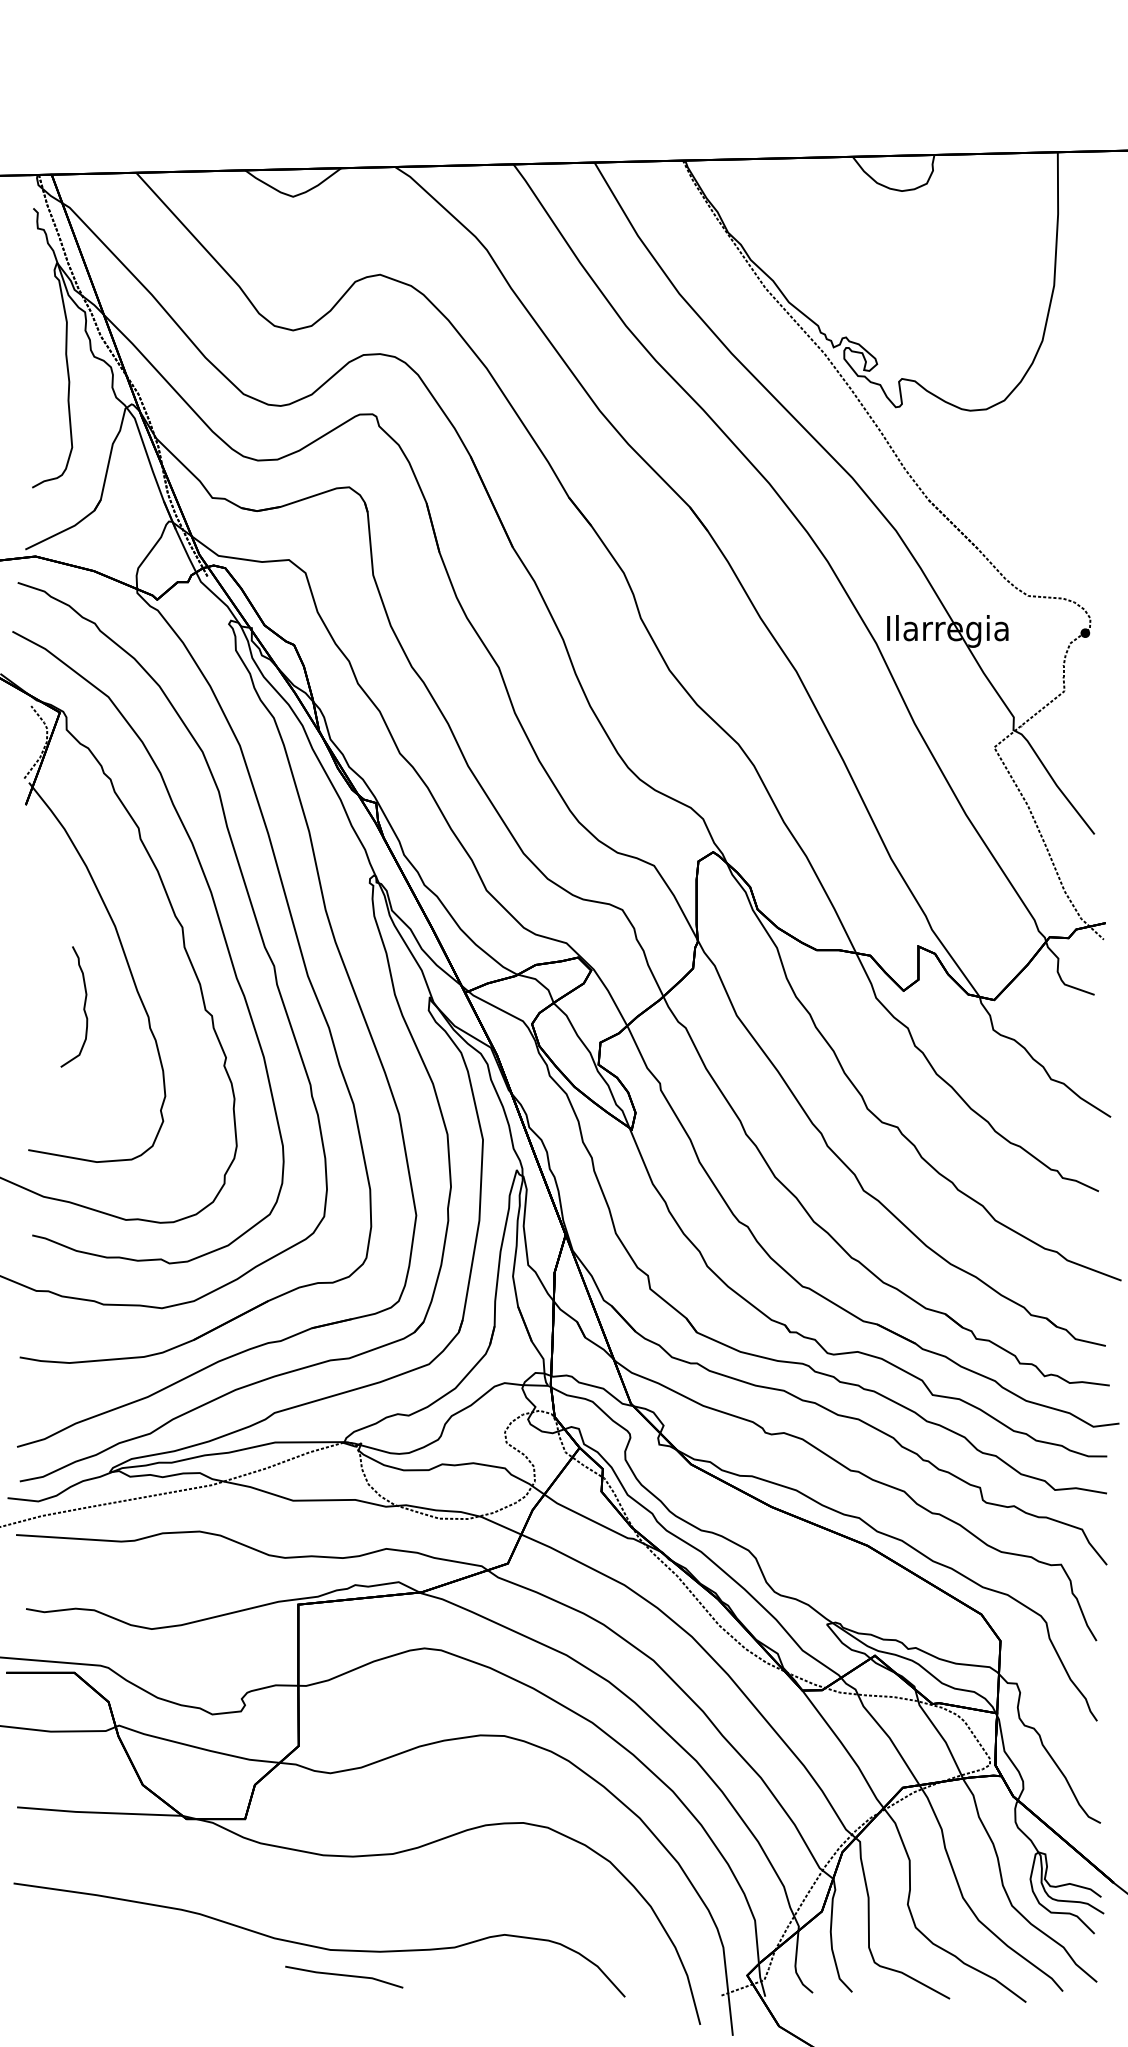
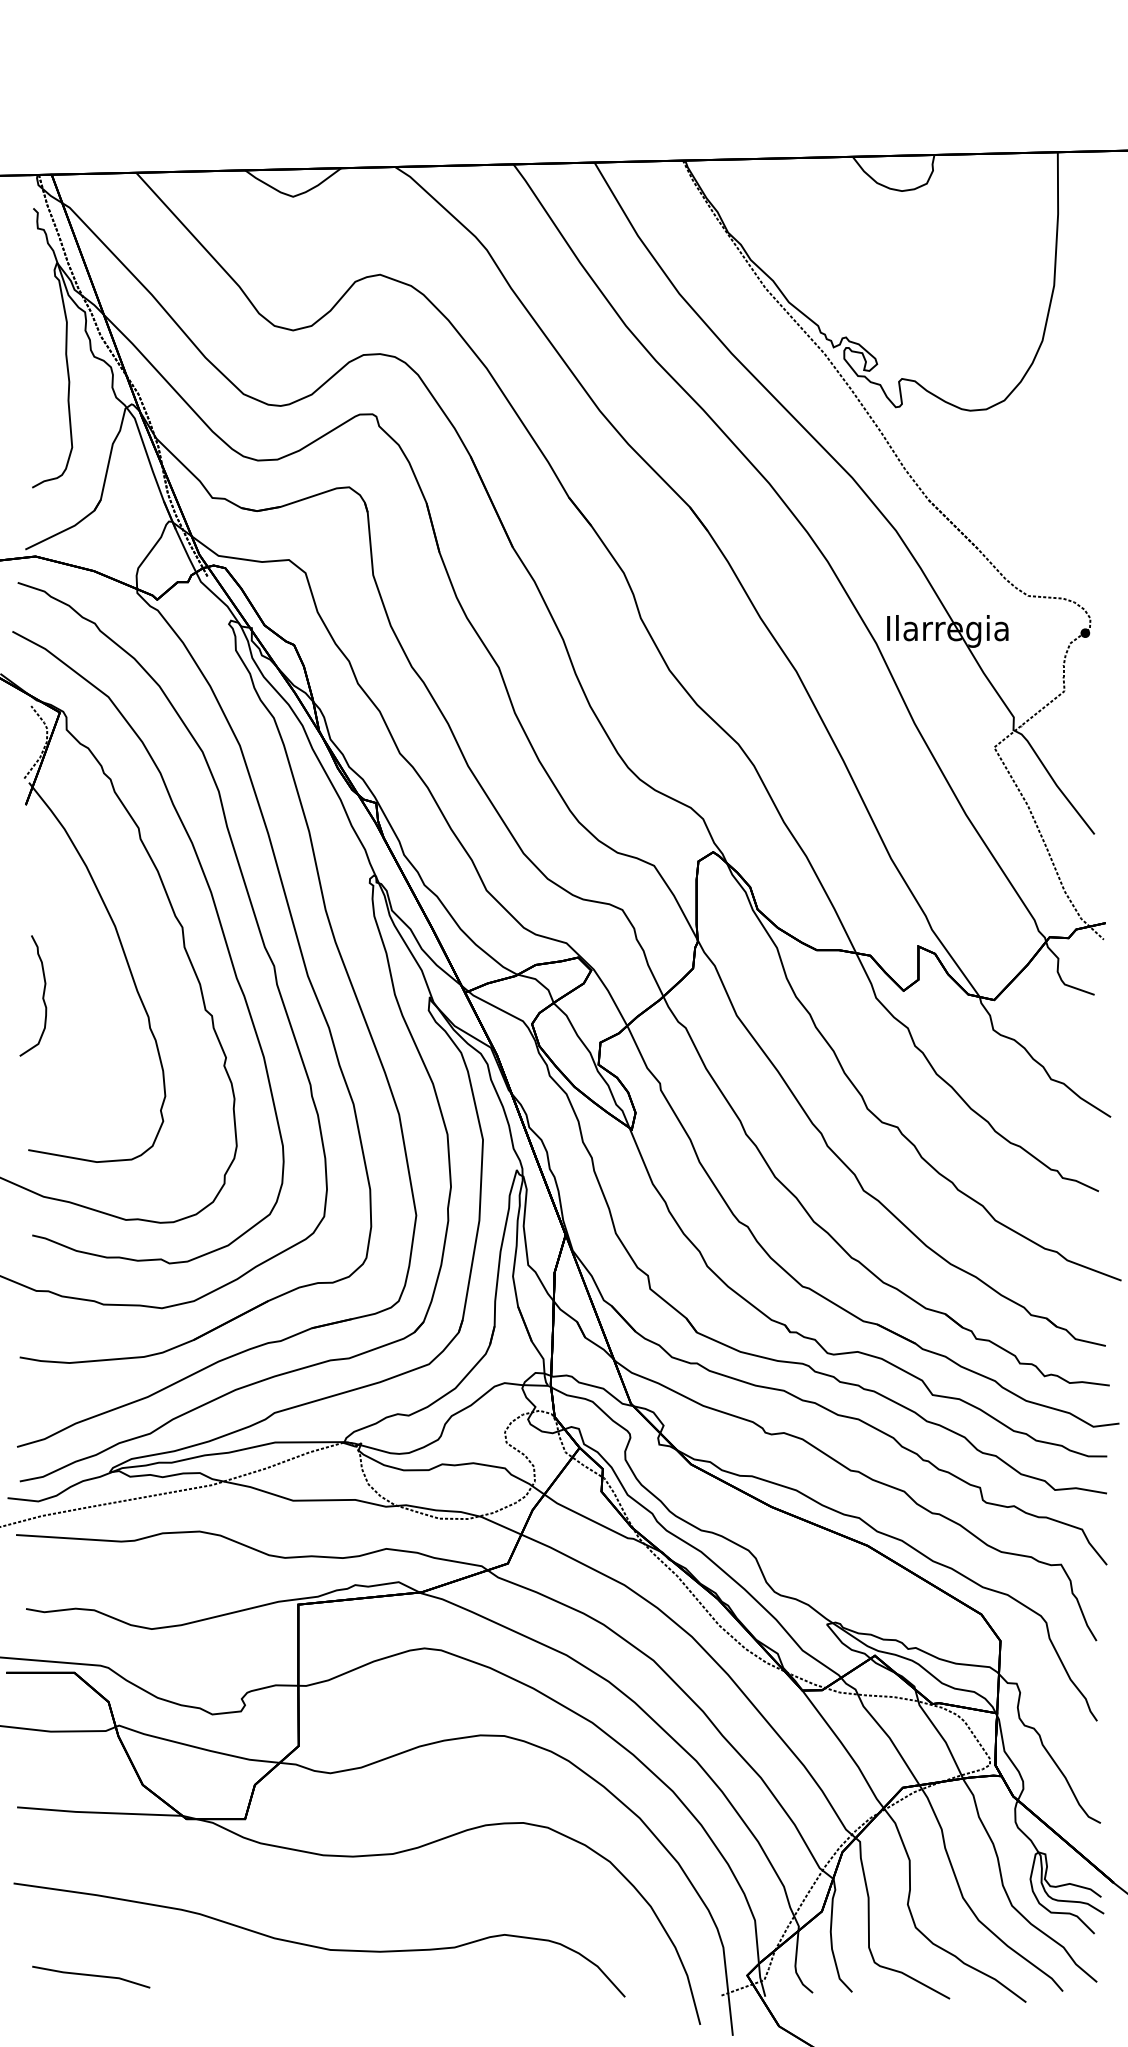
curve position: (83, 1006) -> (42, 995) (42, 995)
line position: (344, 1976) -> (91, 1976) (91, 1976)
